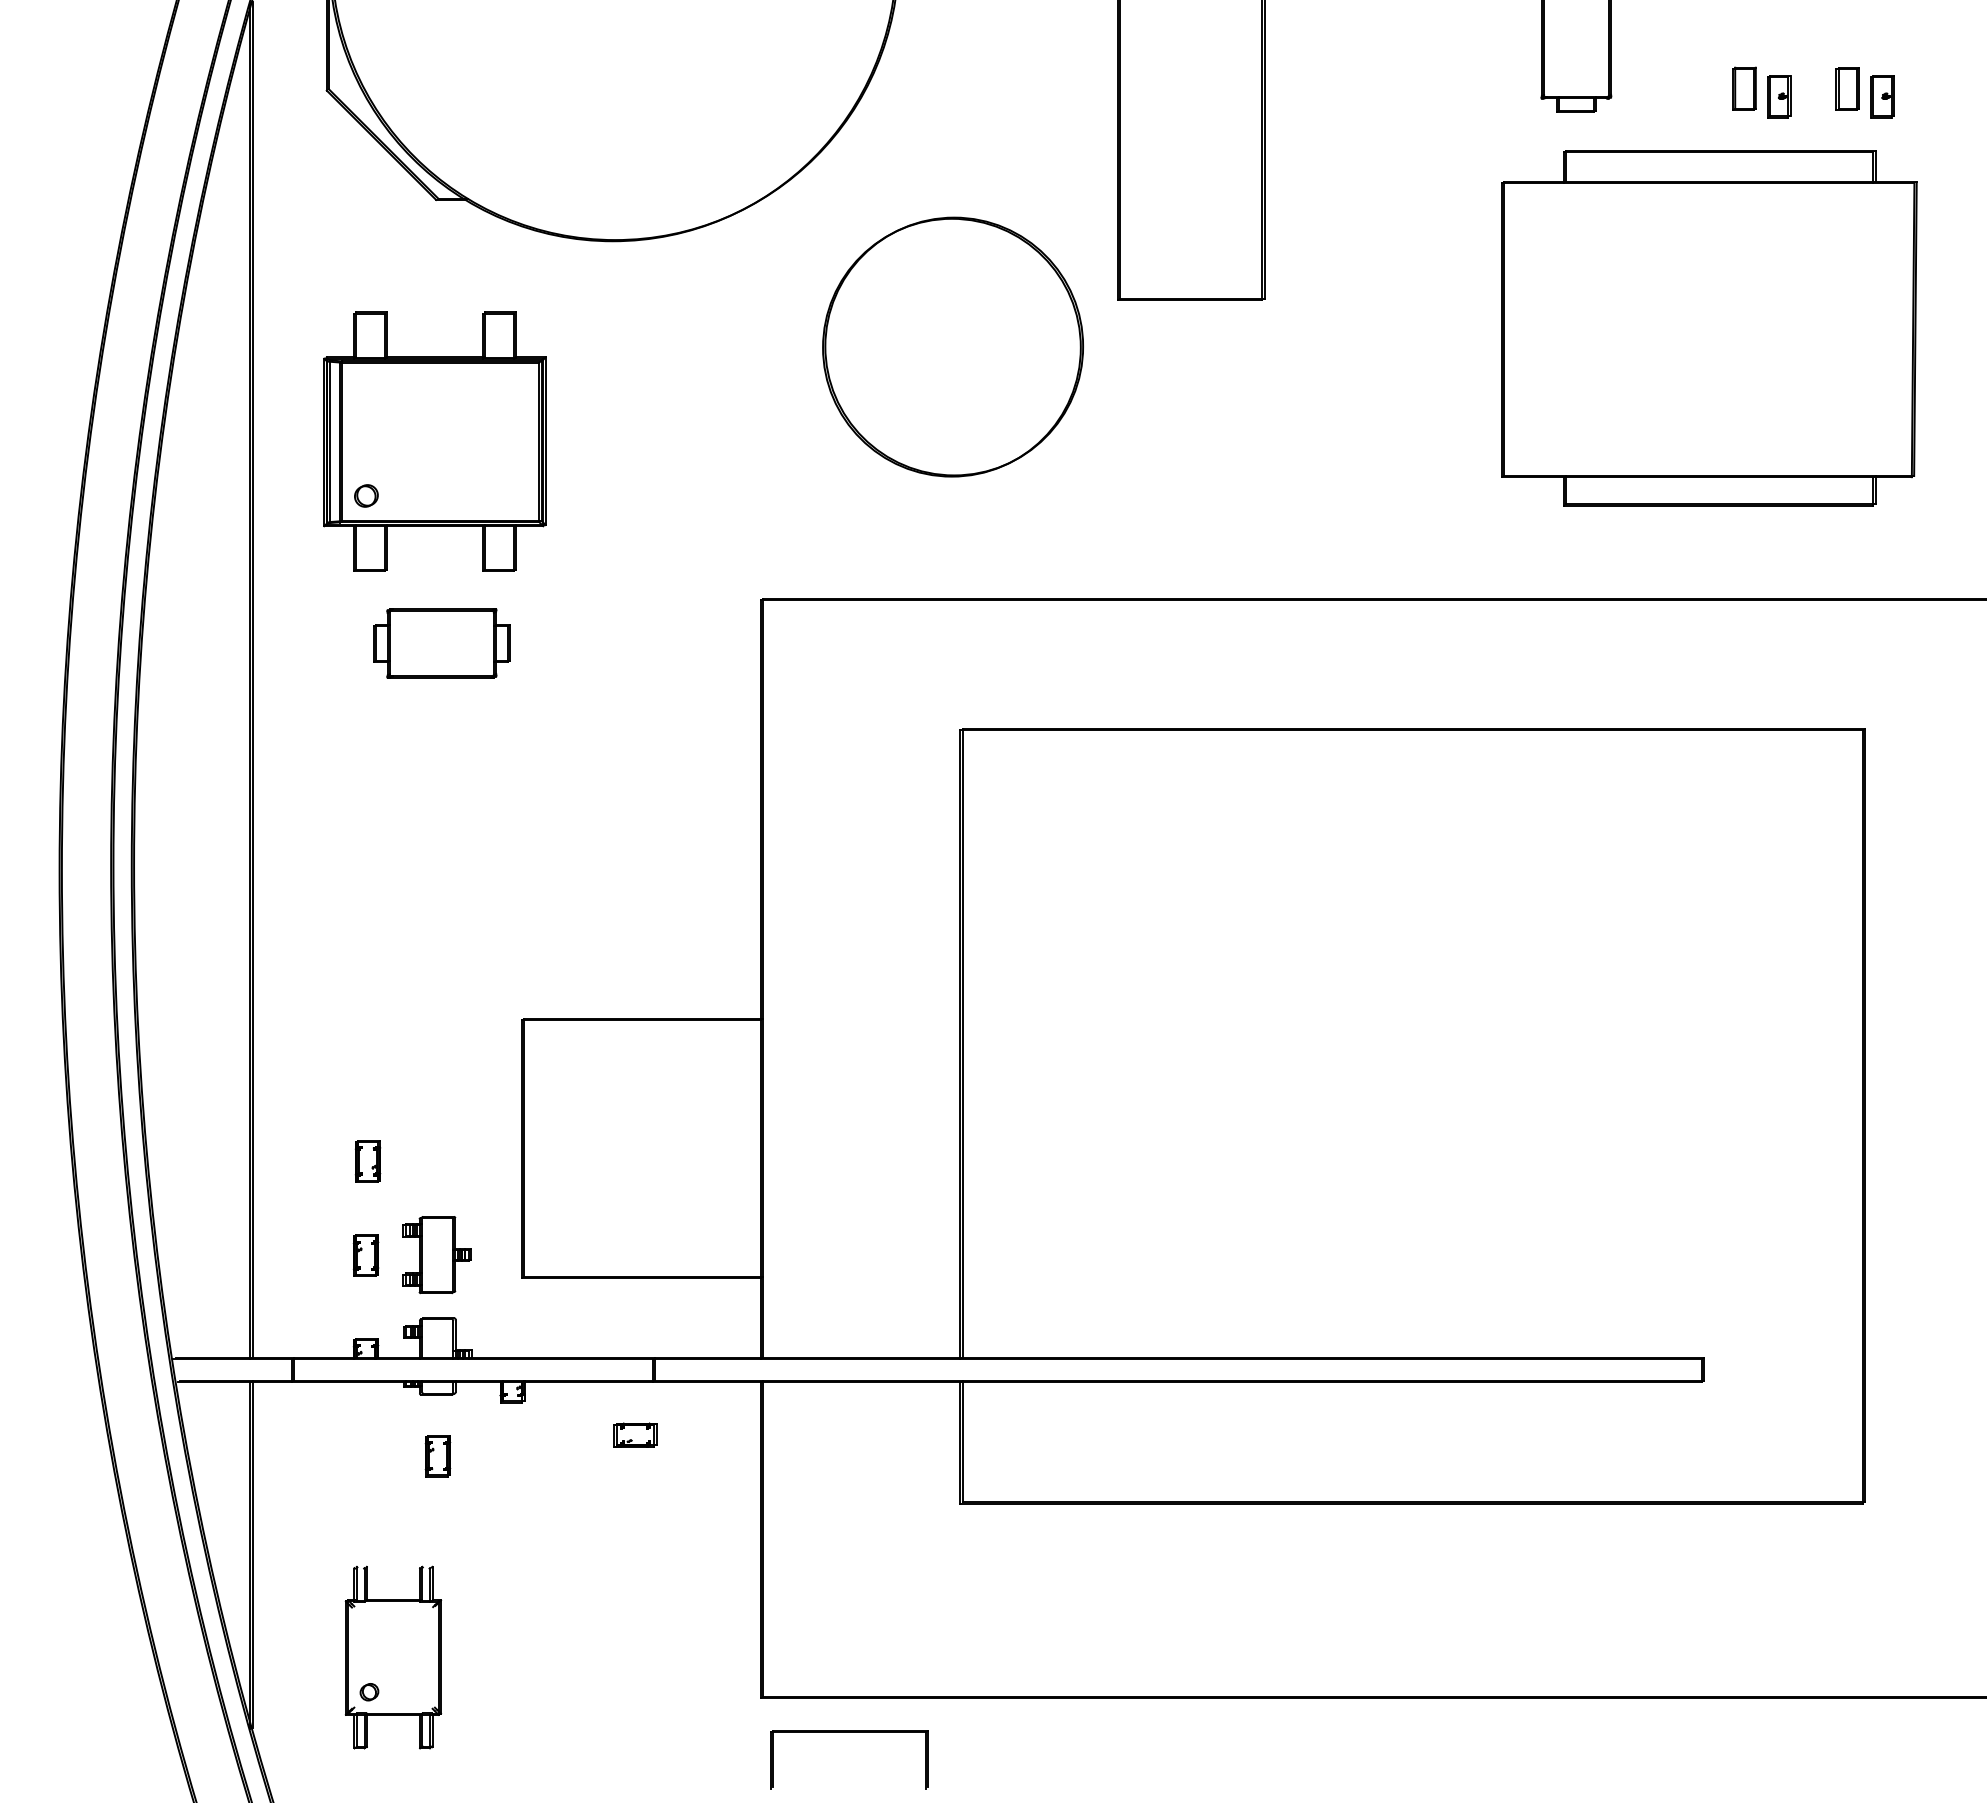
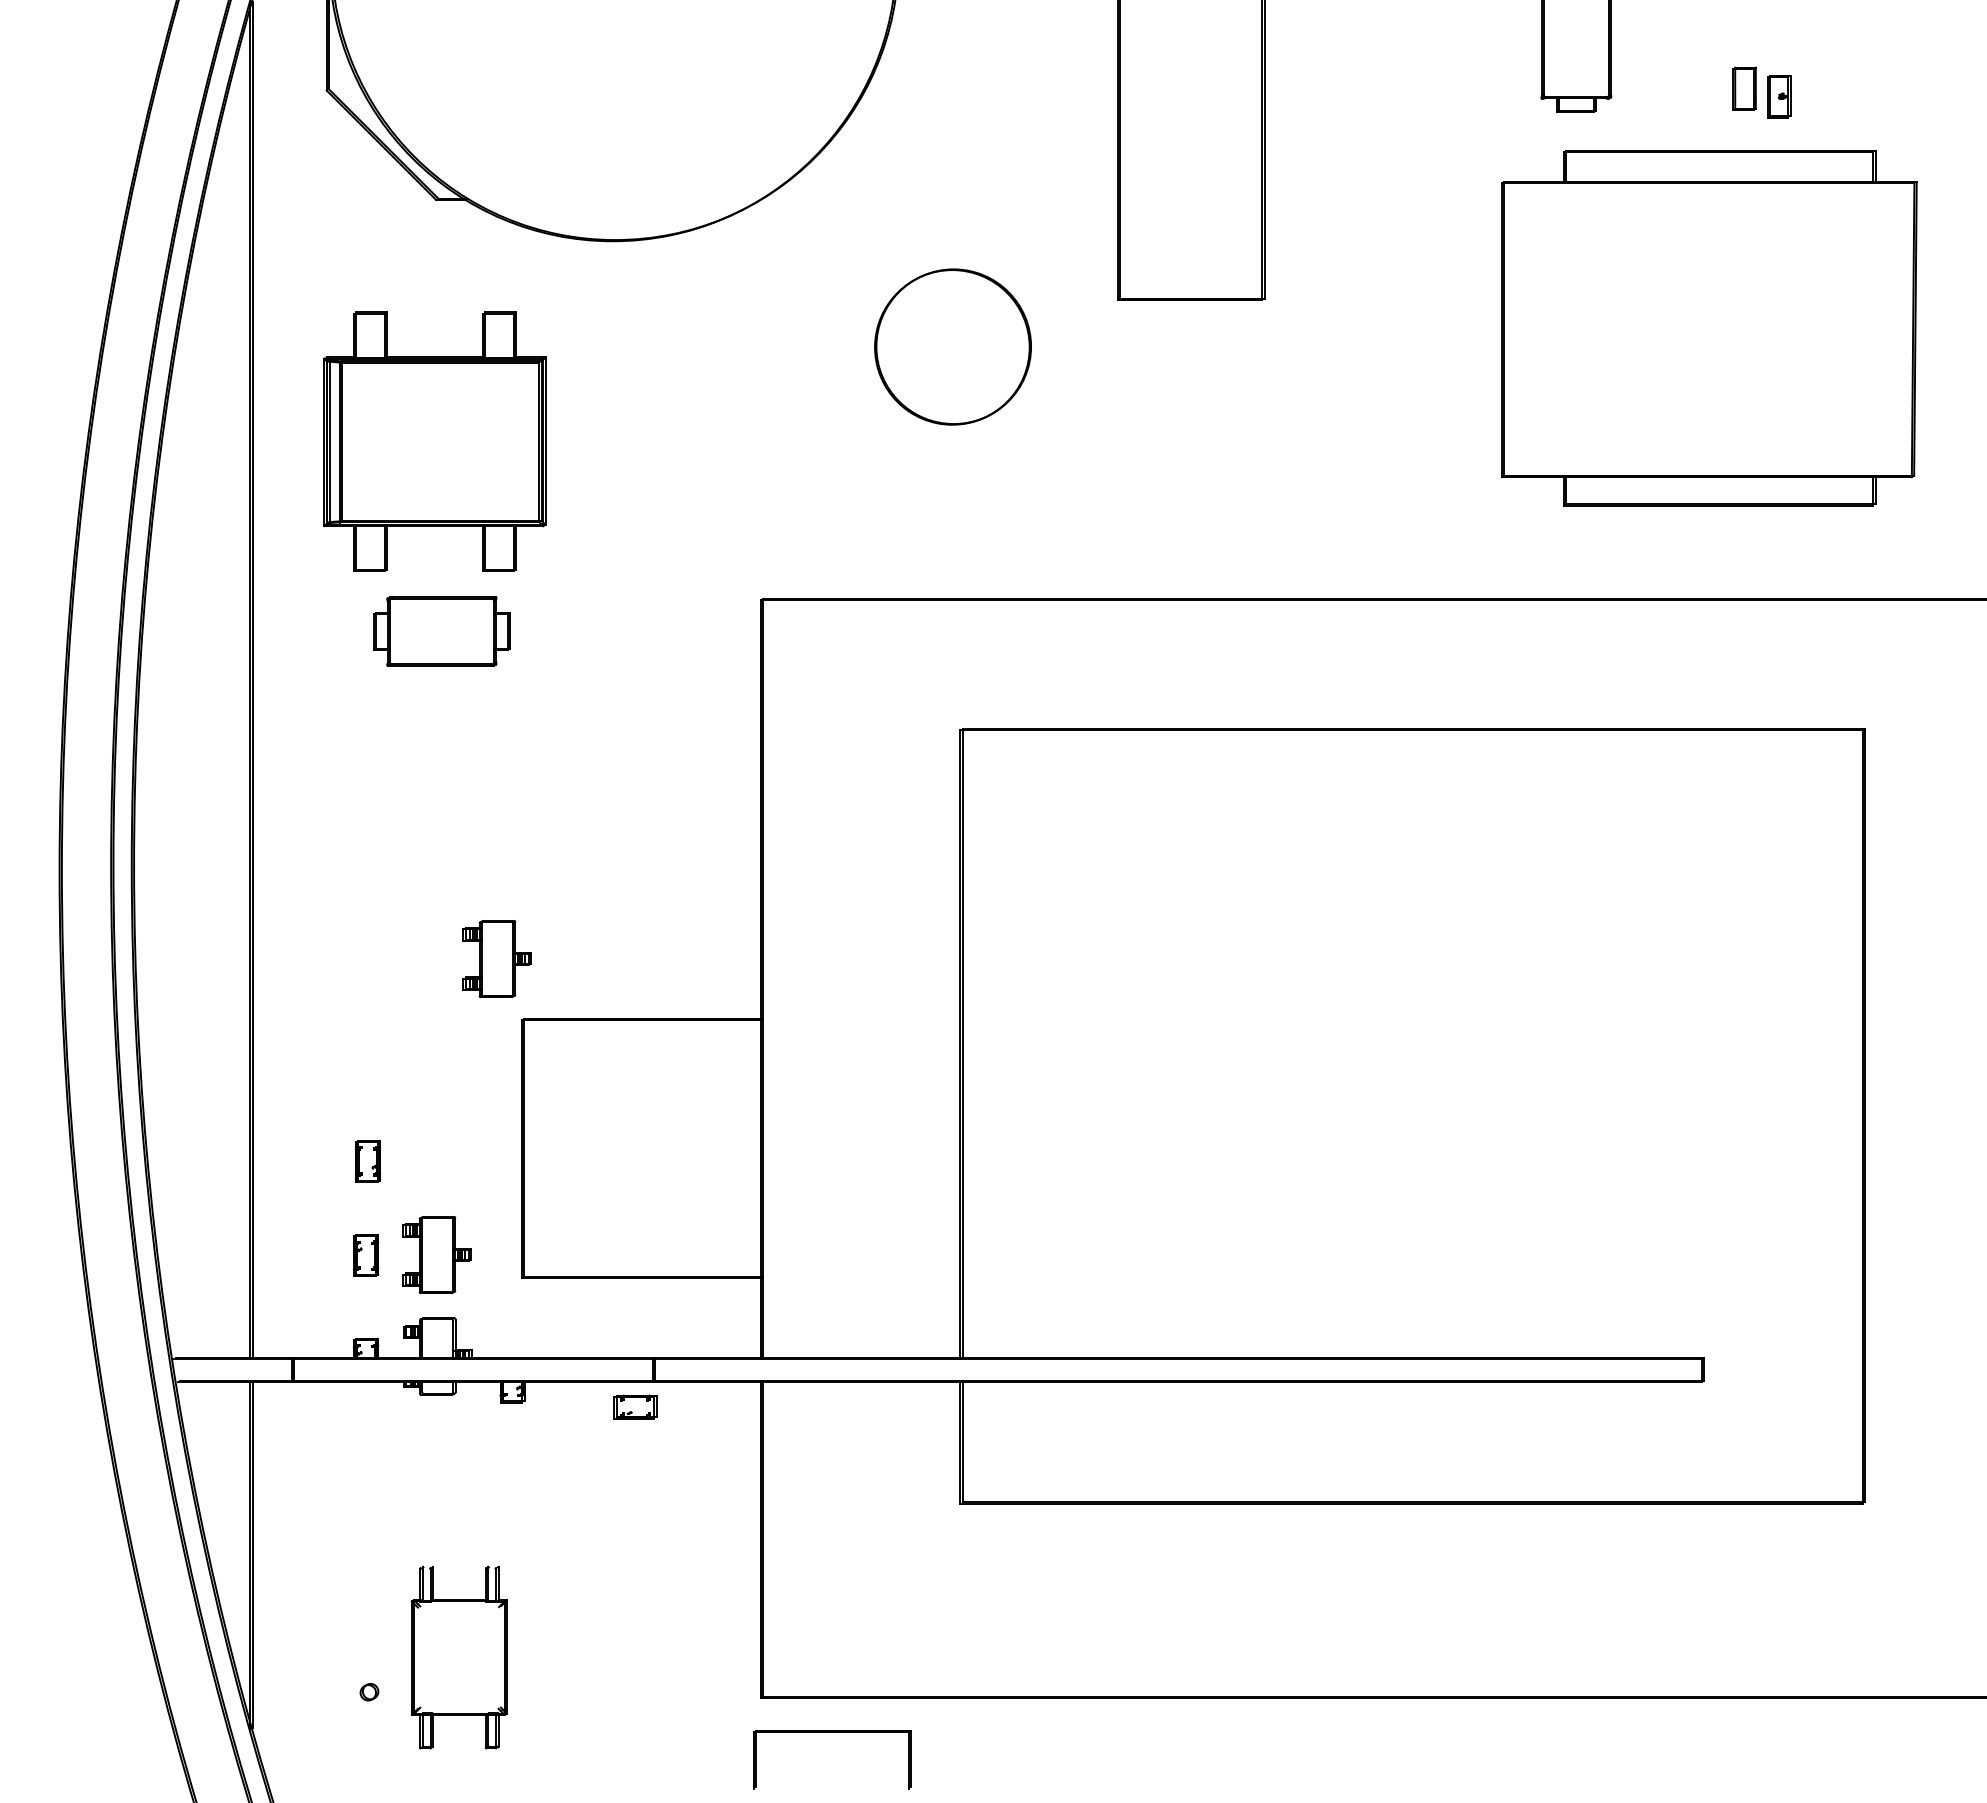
part: present -> none (1847, 88)
part: present -> none (1882, 96)
part size: 262x262 px -> 158x158 px (952, 346)
part: present -> none (366, 495)
part position: (441, 643) -> (441, 631) (441, 631)
part: none -> present (496, 959)
part position: (635, 1434) -> (635, 1406) (635, 1406)
part: present -> none (437, 1456)
part position: (393, 1657) -> (459, 1657) (459, 1657)
part position: (849, 1732) -> (832, 1732) (832, 1732)
